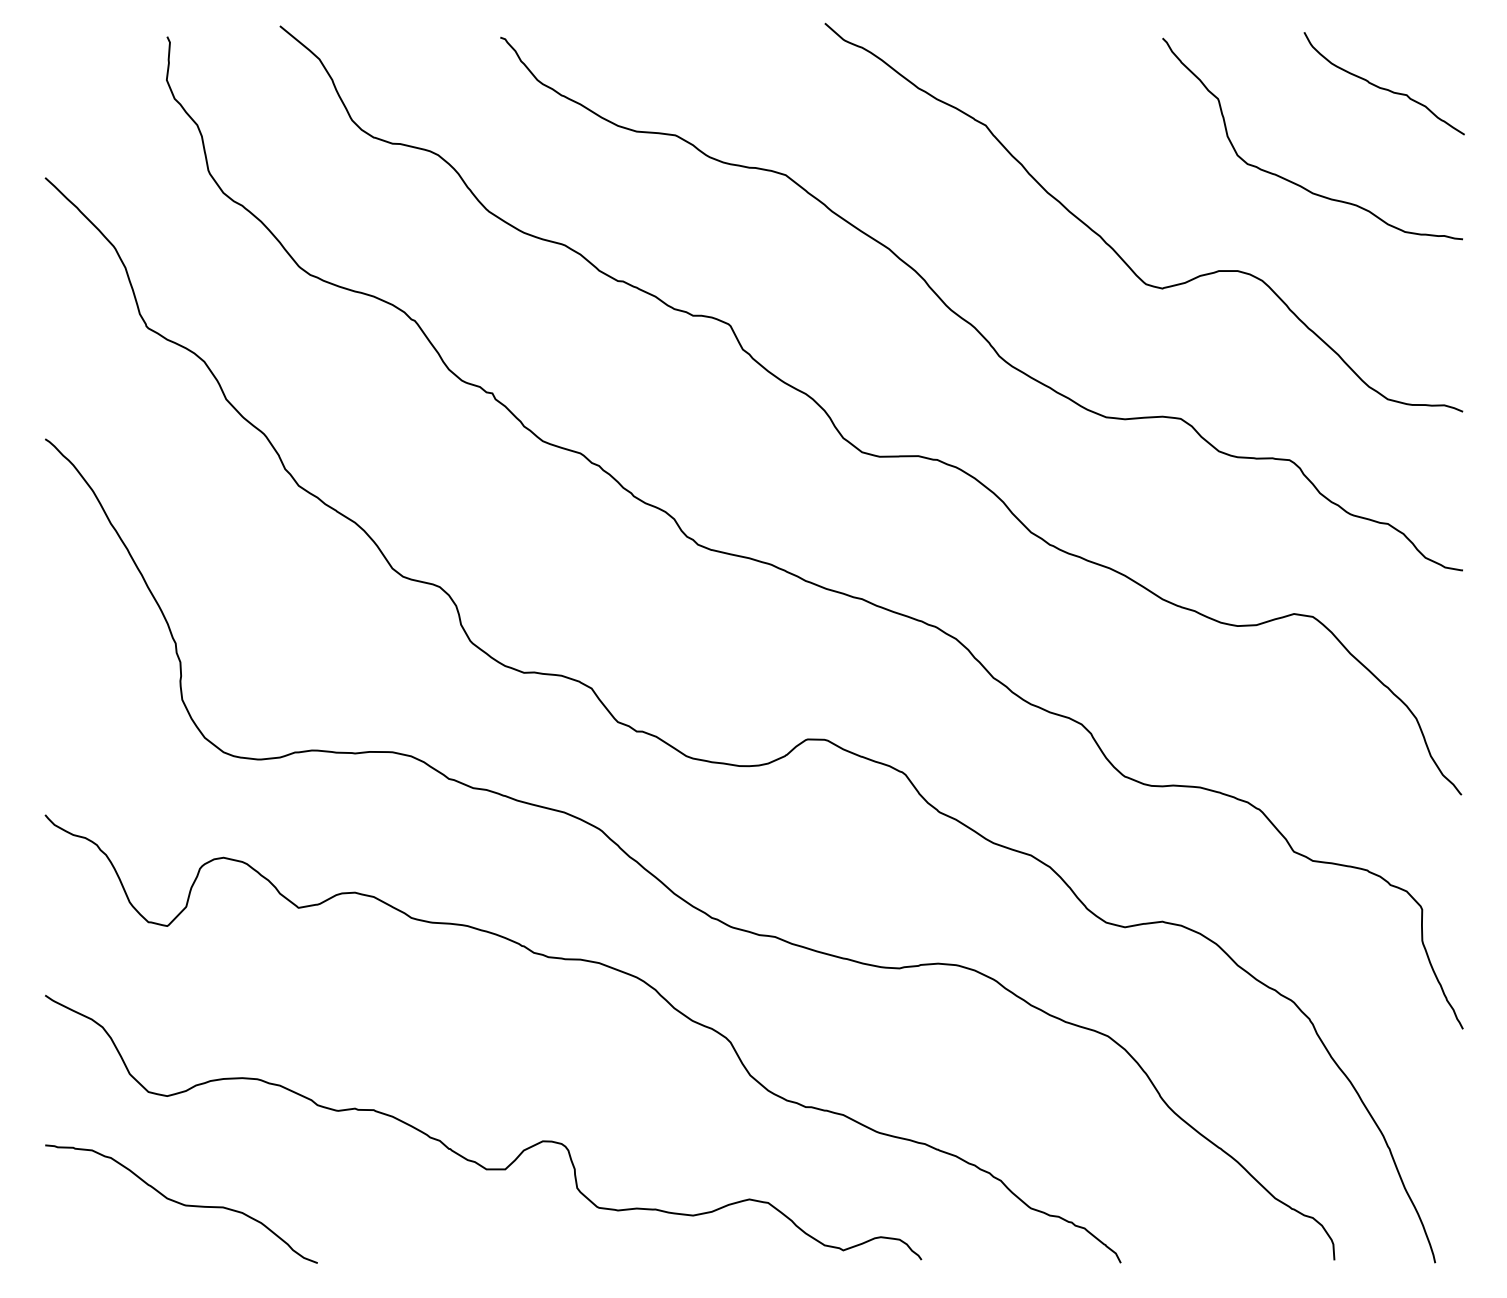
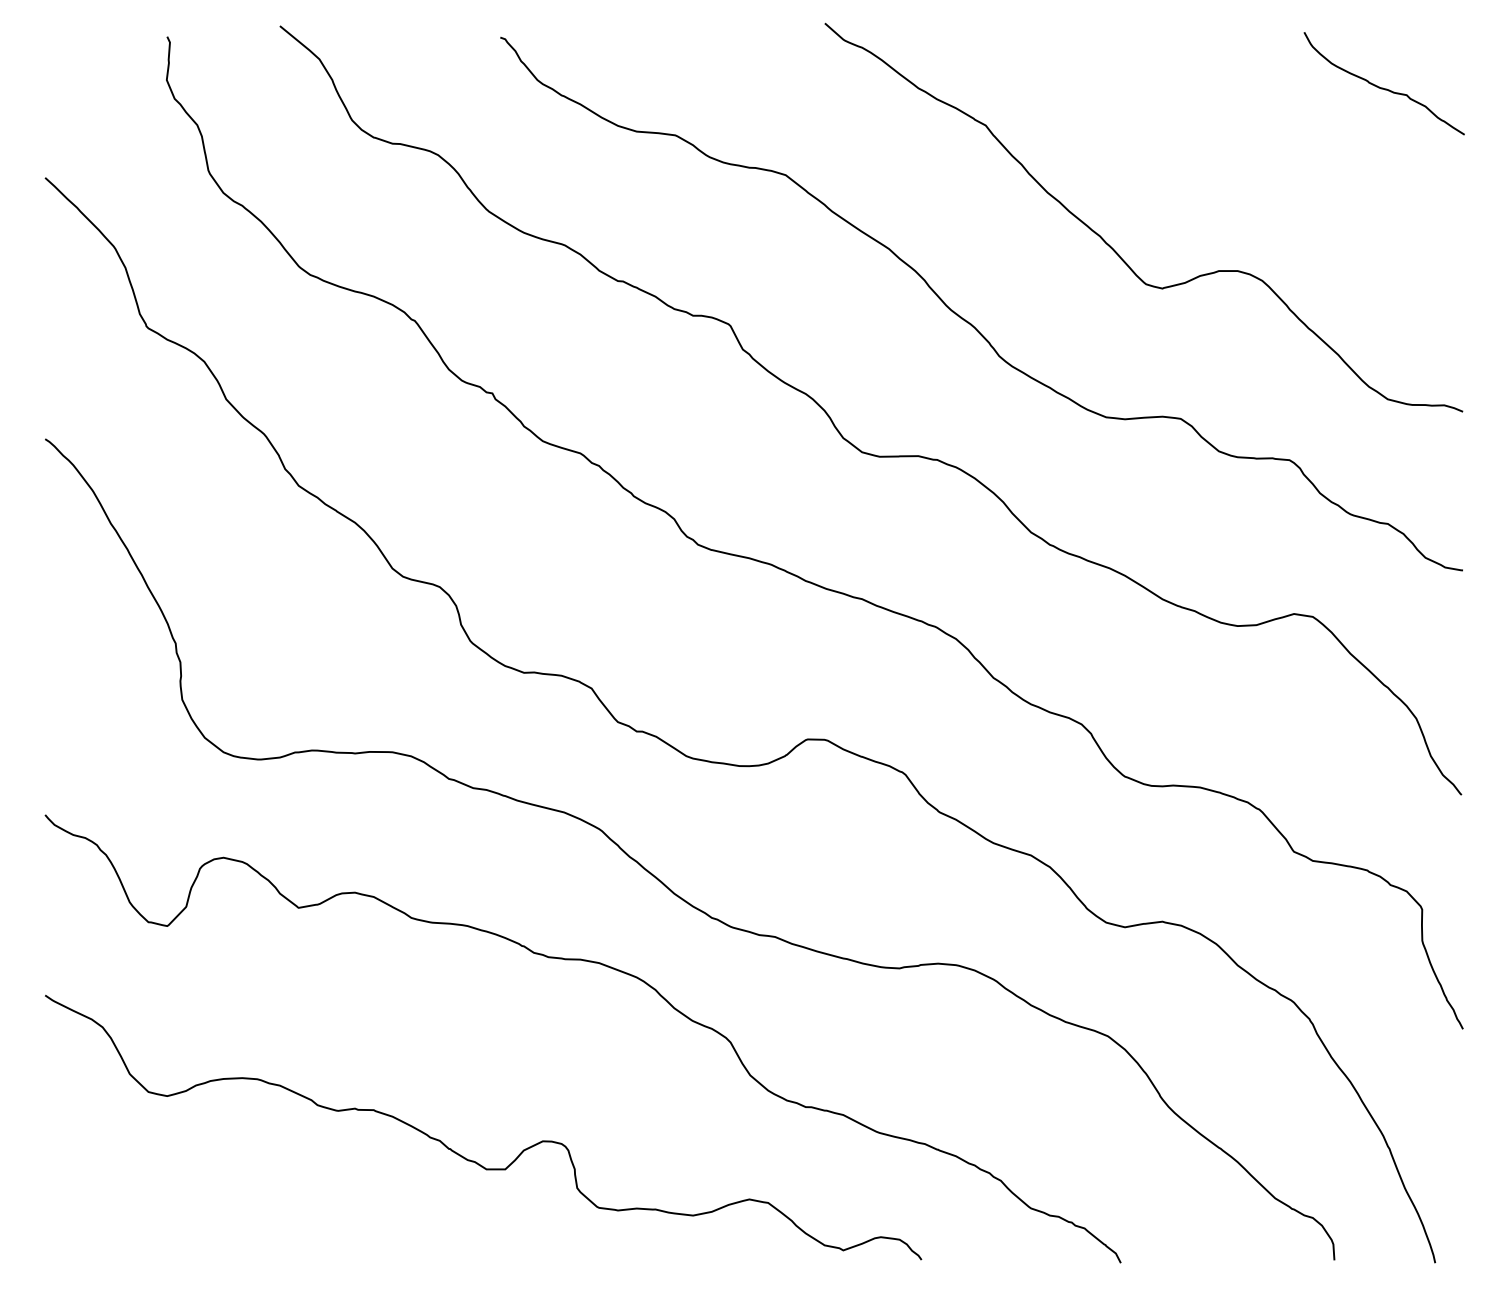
curve: present -> none (1295, 182)
curve: present -> none (181, 1203)
